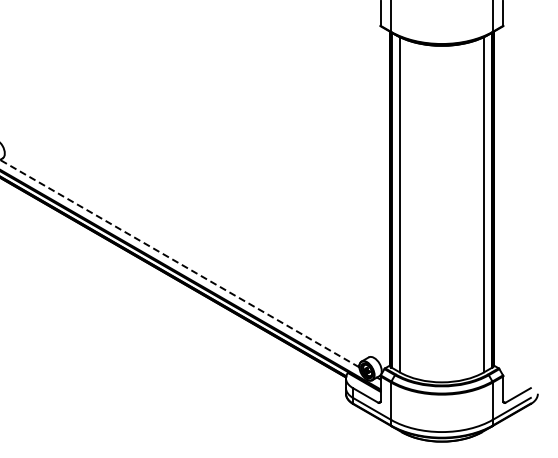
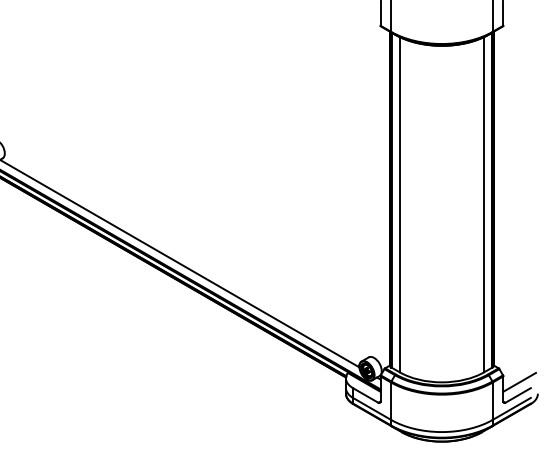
line: dashed -> solid (179, 263)
line: none -> present (519, 381)
